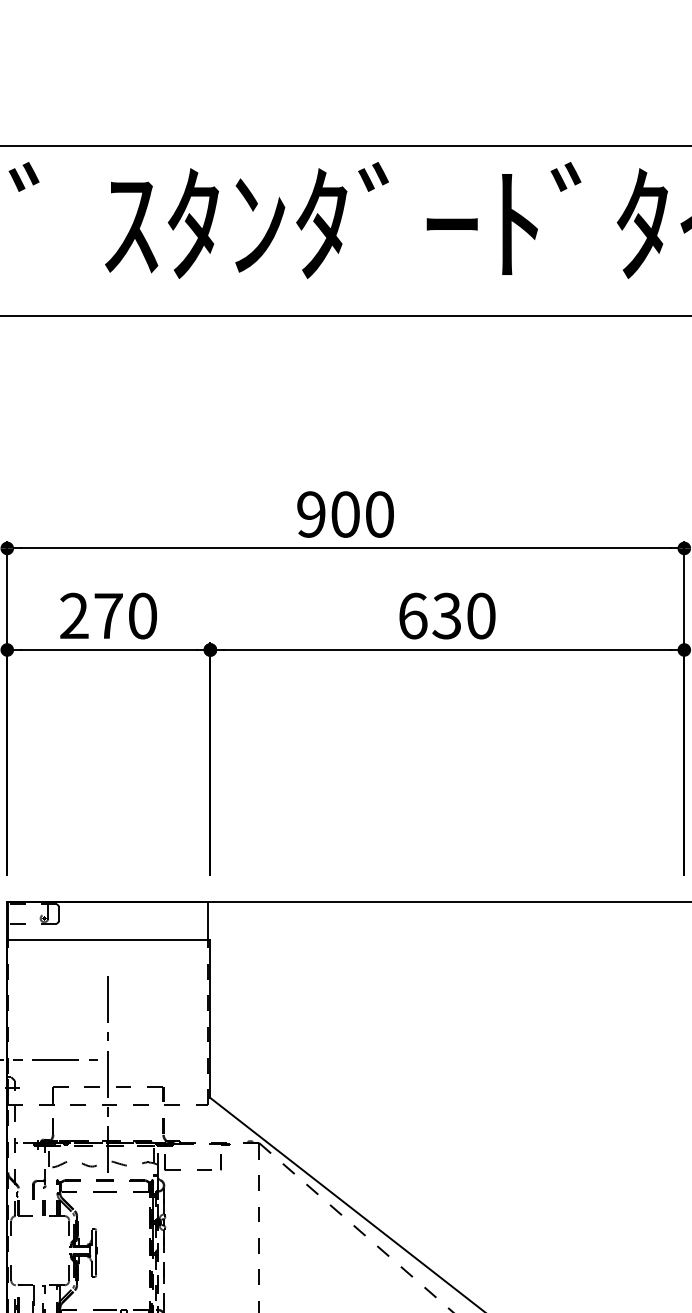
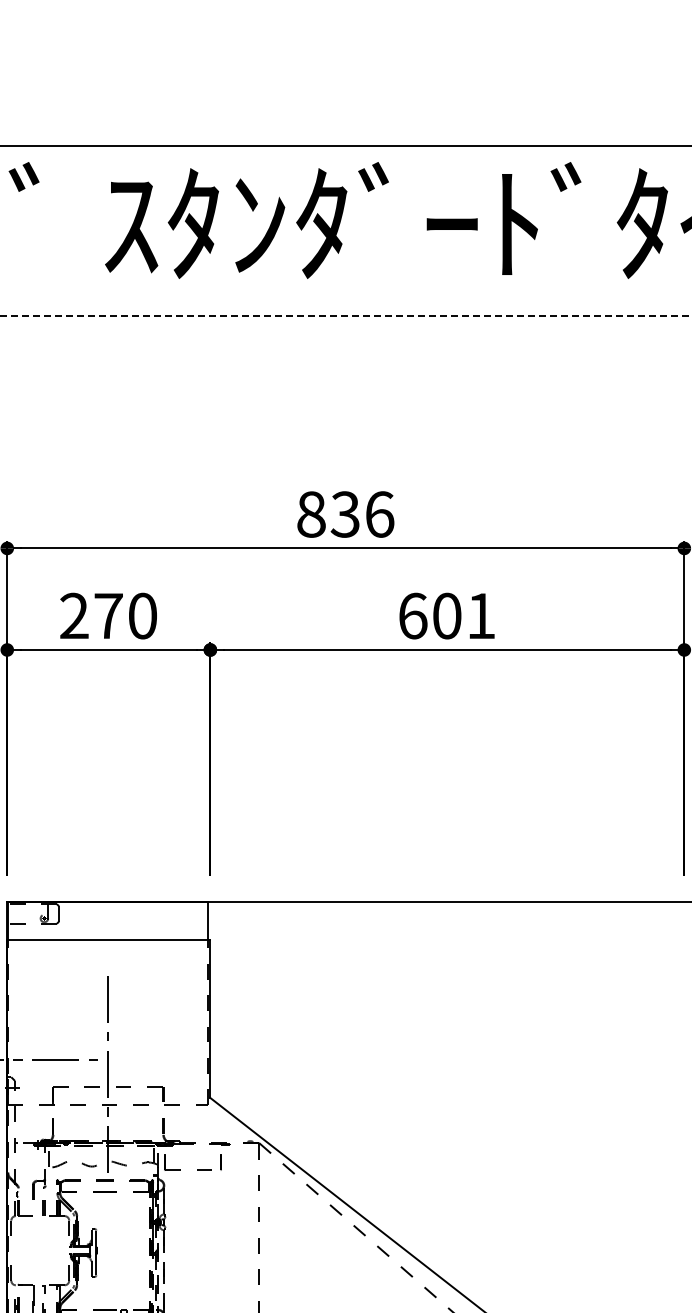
line: solid -> dashed (346, 316)
text: 900 -> 836 (345, 514)
text: 630 -> 601 (463, 615)
